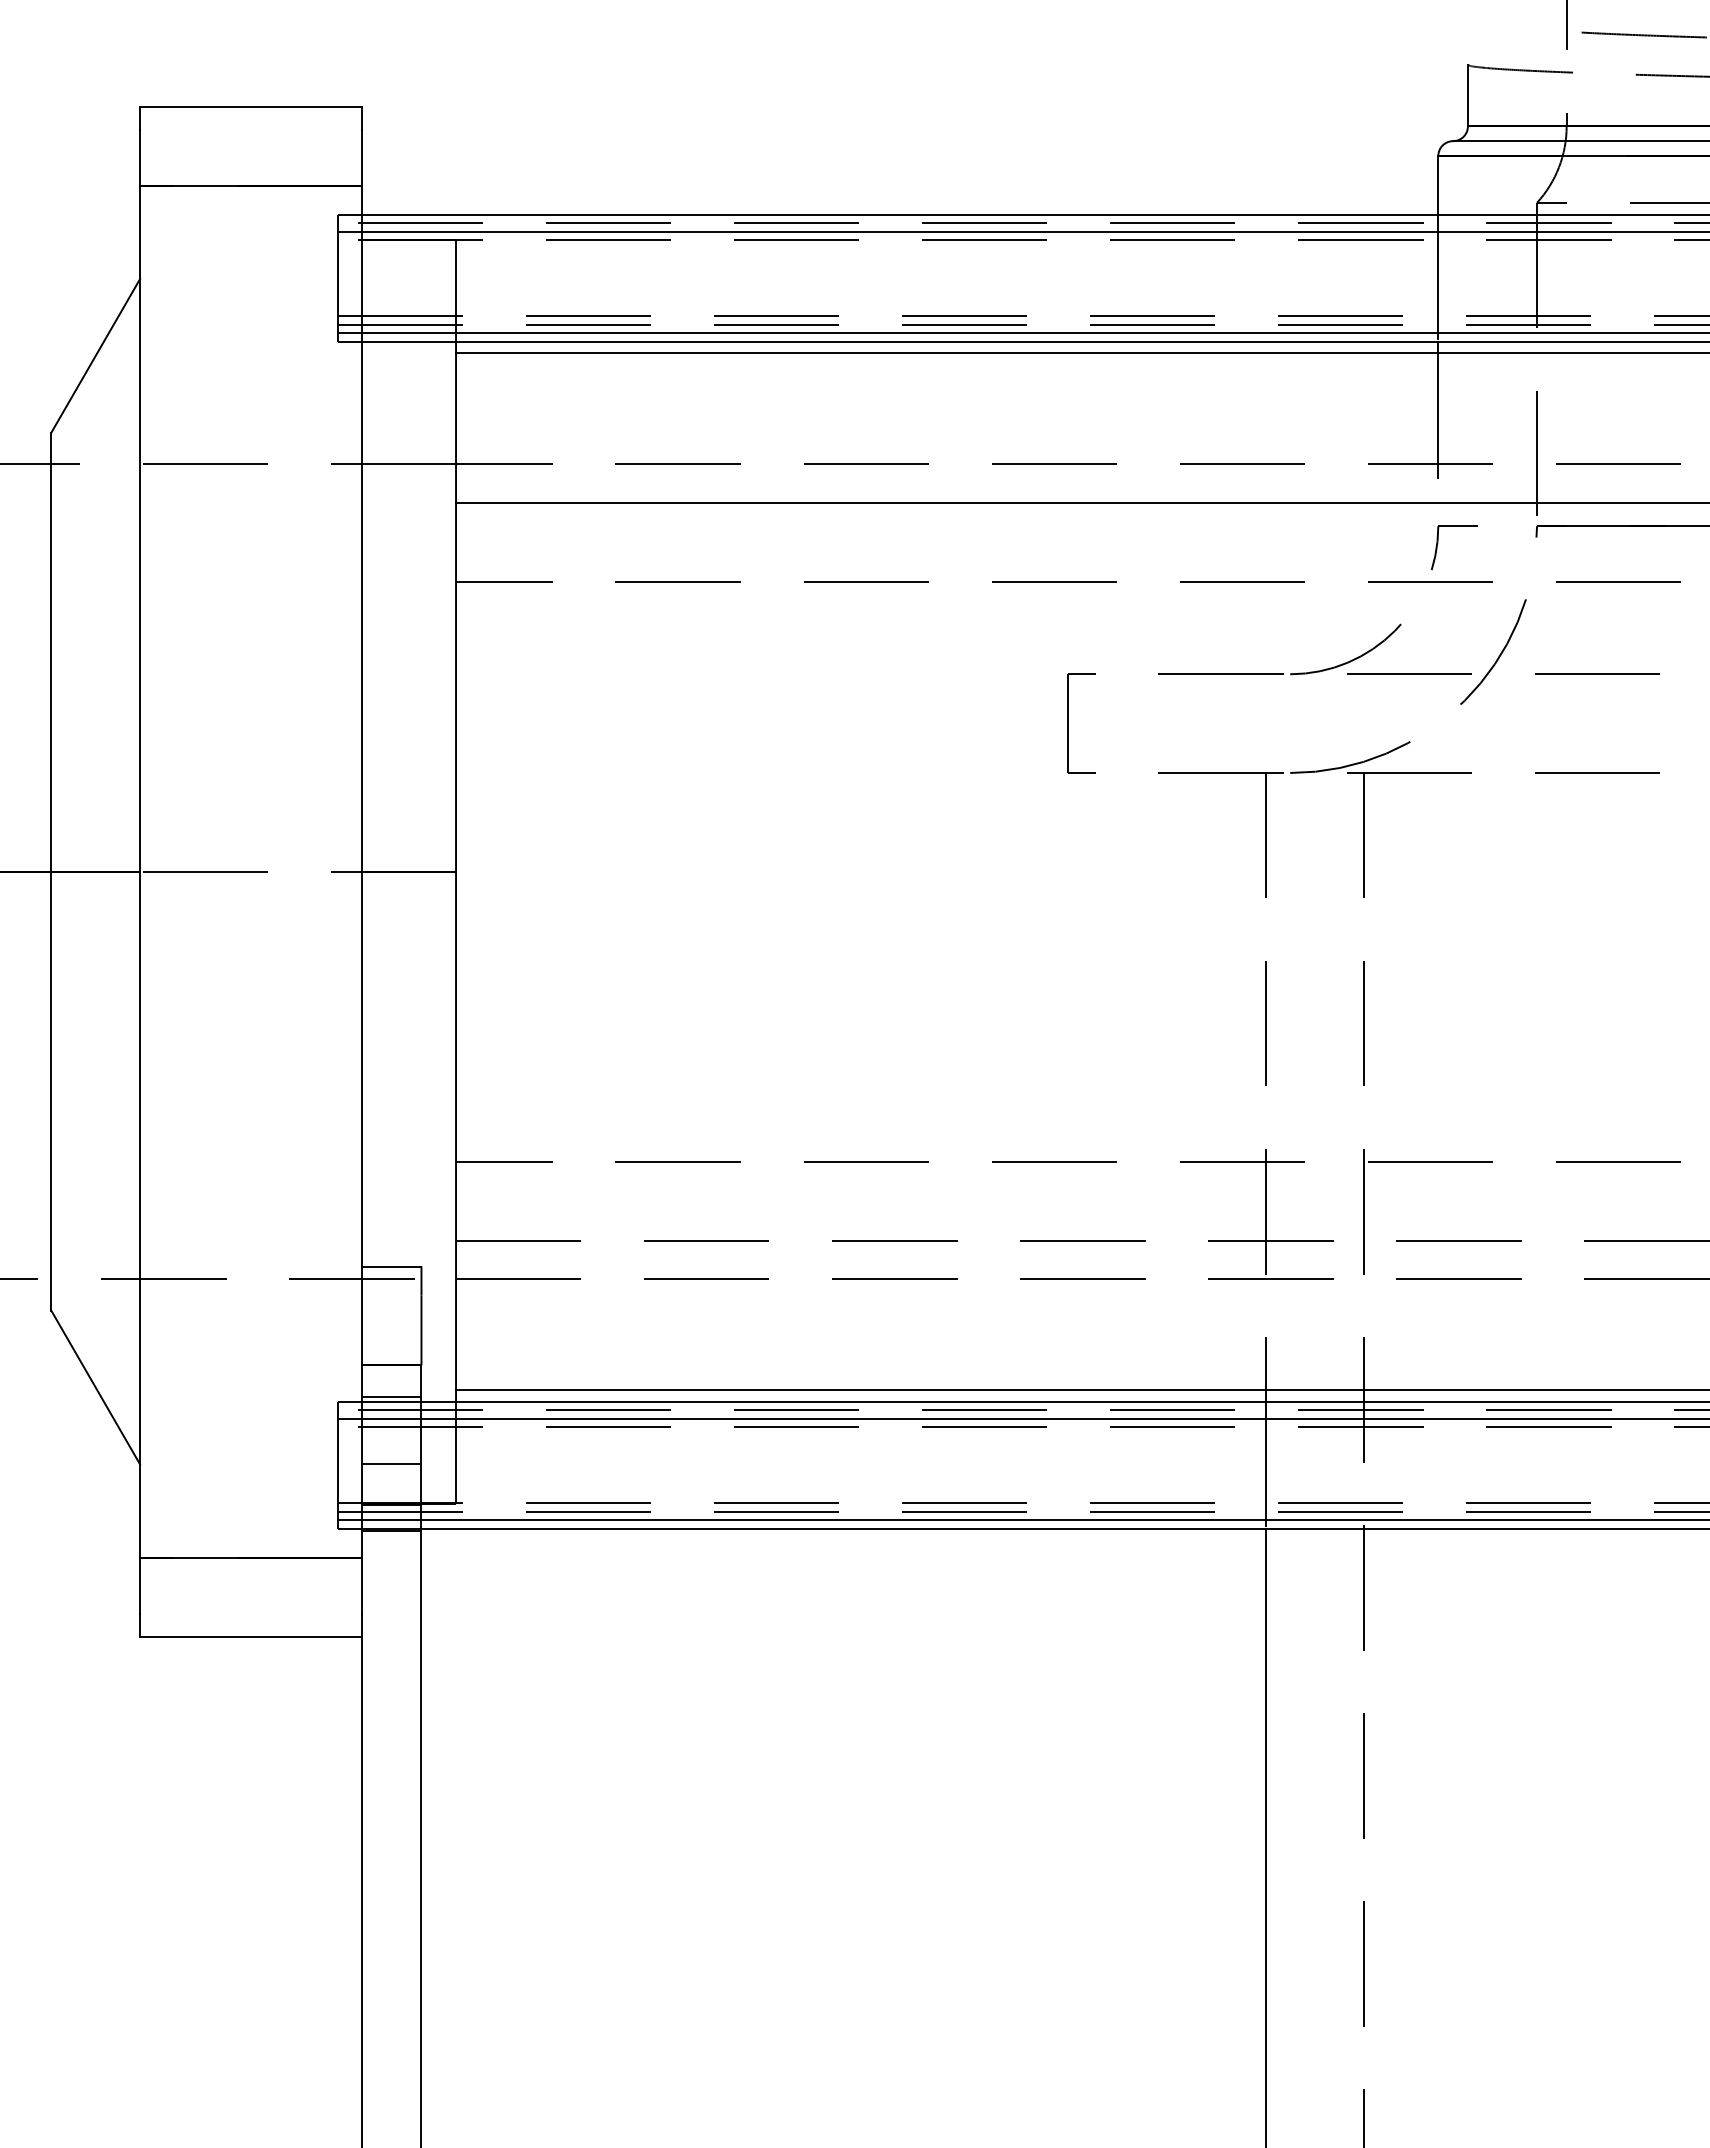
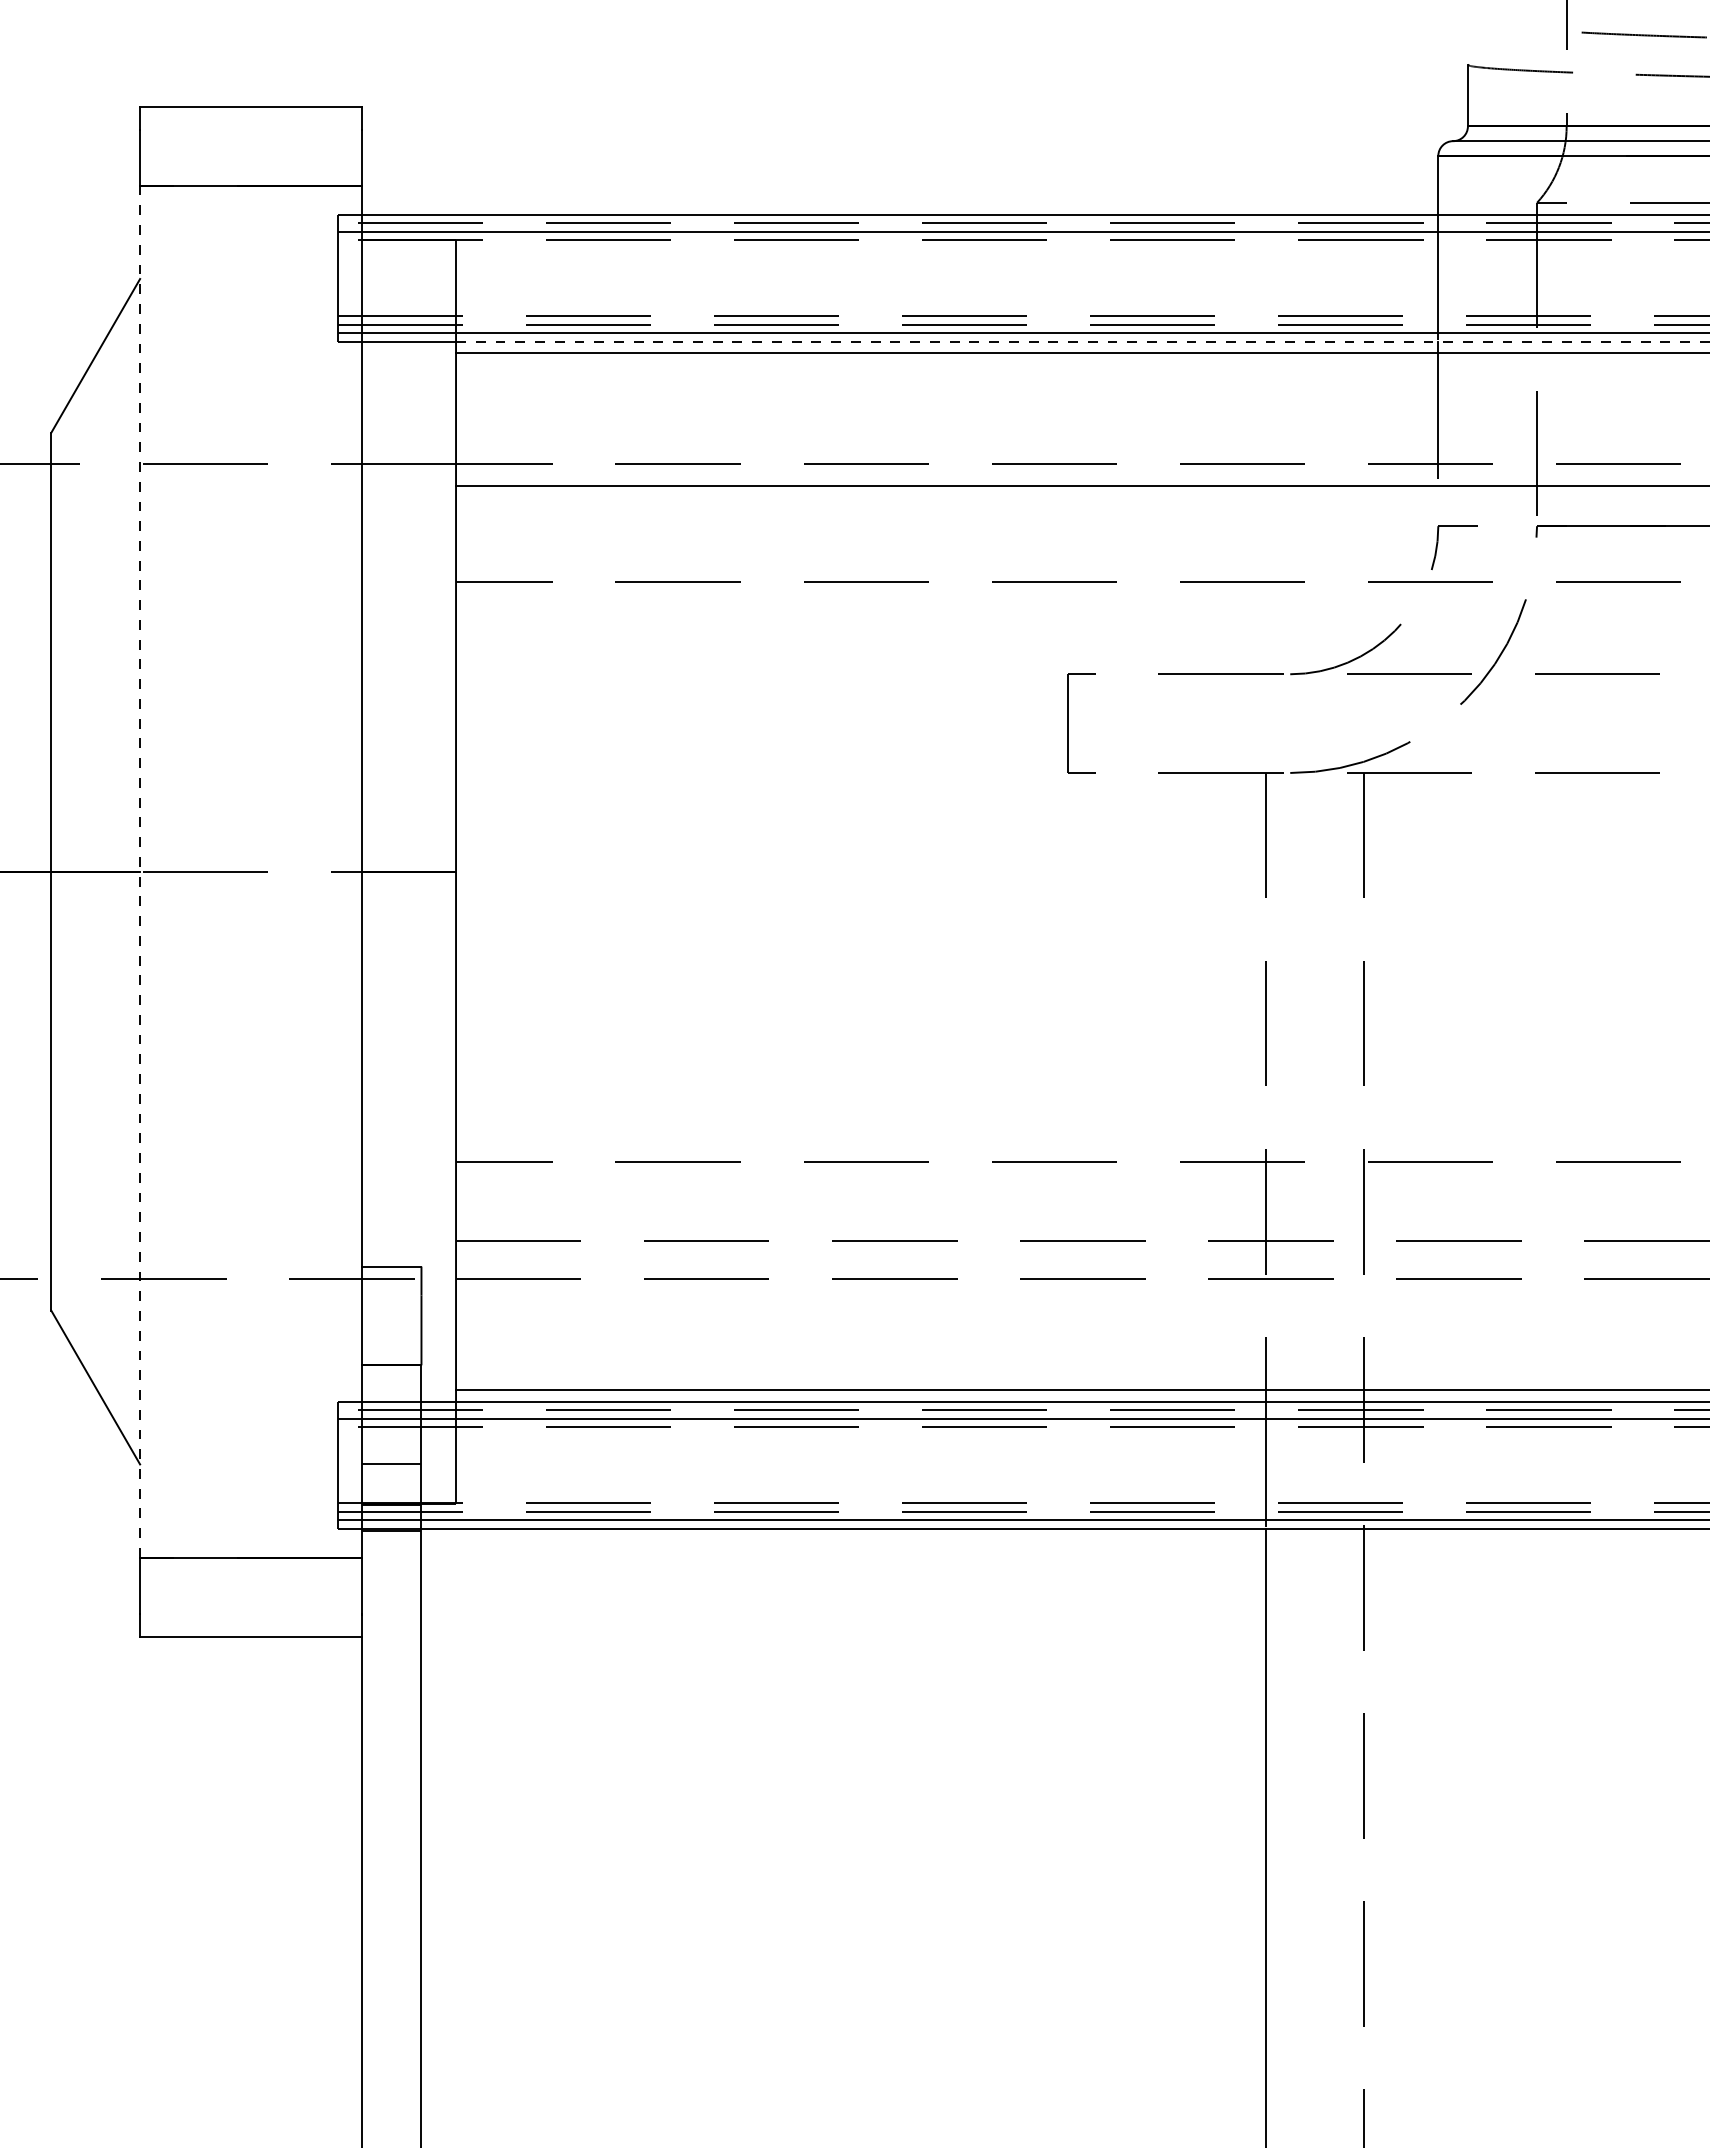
line: solid -> dashed (1082, 341)
line position: (1081, 502) -> (1081, 485) (1081, 485)
line: solid -> dashed (140, 871)
line: present -> none (391, 1397)
